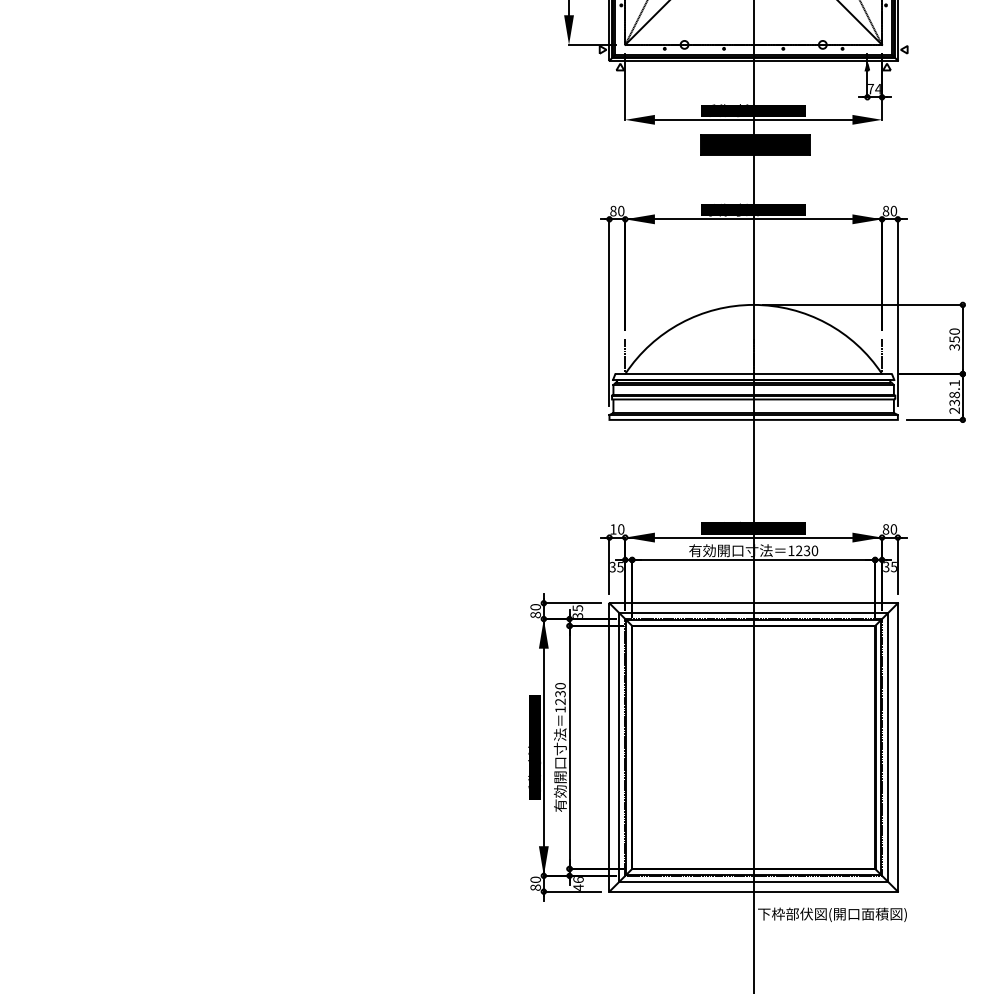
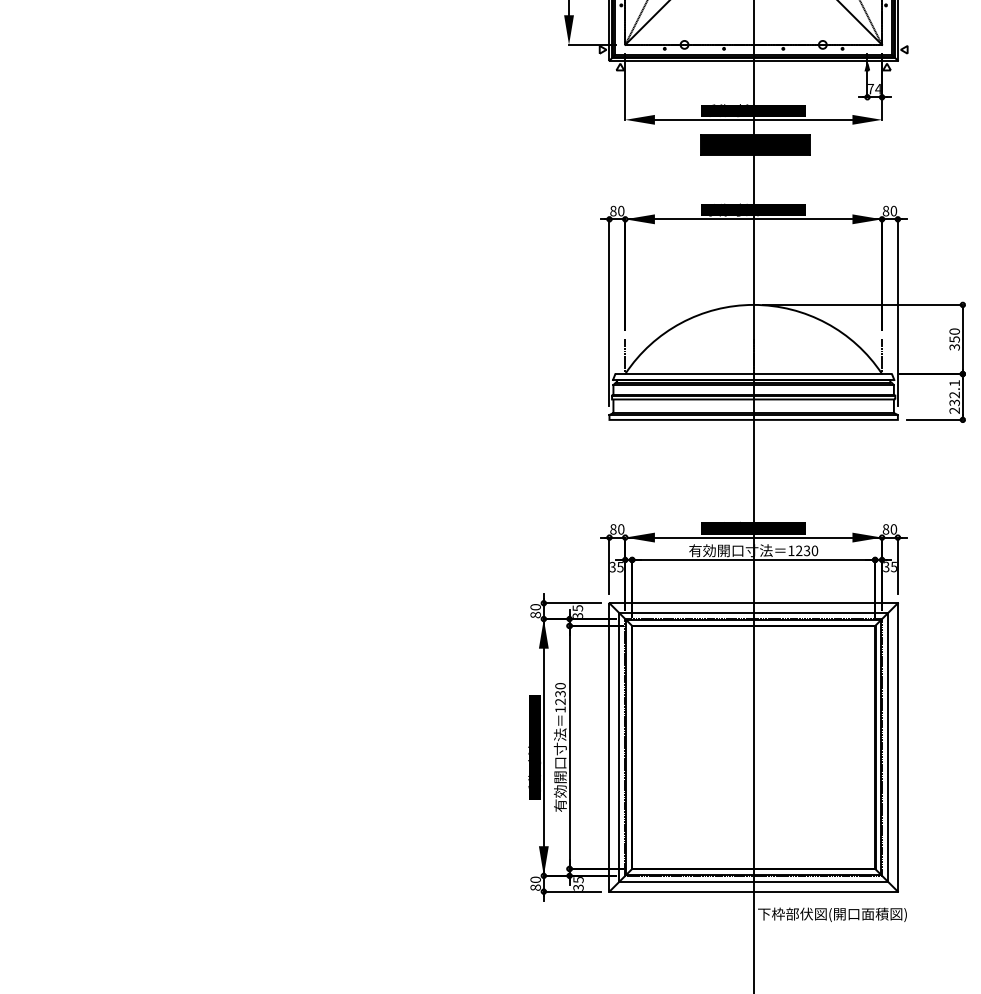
text: 238.1 -> 232.1 (954, 394)
text: 10 -> 80 (613, 529)
text: 46 -> 35 (578, 883)
